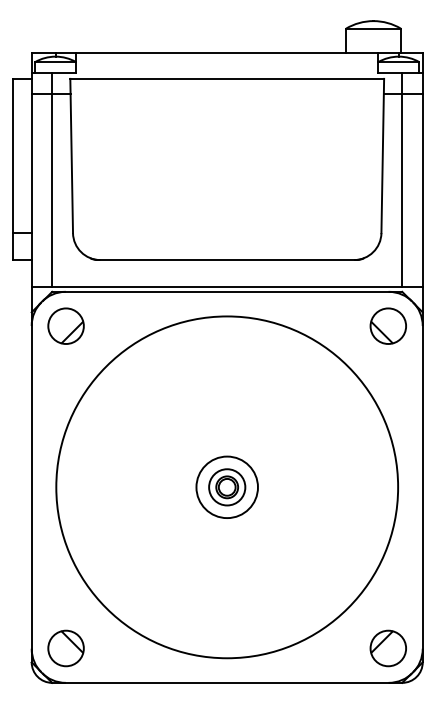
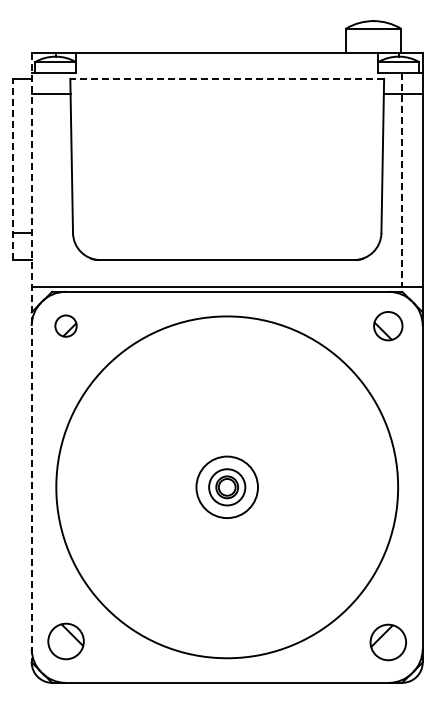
line: solid -> dashed (227, 78)
line: solid -> dashed (13, 169)
line: present -> none (52, 180)
line: solid -> dashed (402, 180)
part size: 38x38 px -> 24x24 px (65, 325)
part size: 38x38 px -> 31x31 px (388, 326)
line: solid -> dashed (31, 357)
part position: (65, 648) -> (65, 641) (65, 641)
part position: (387, 648) -> (387, 642) (387, 642)
